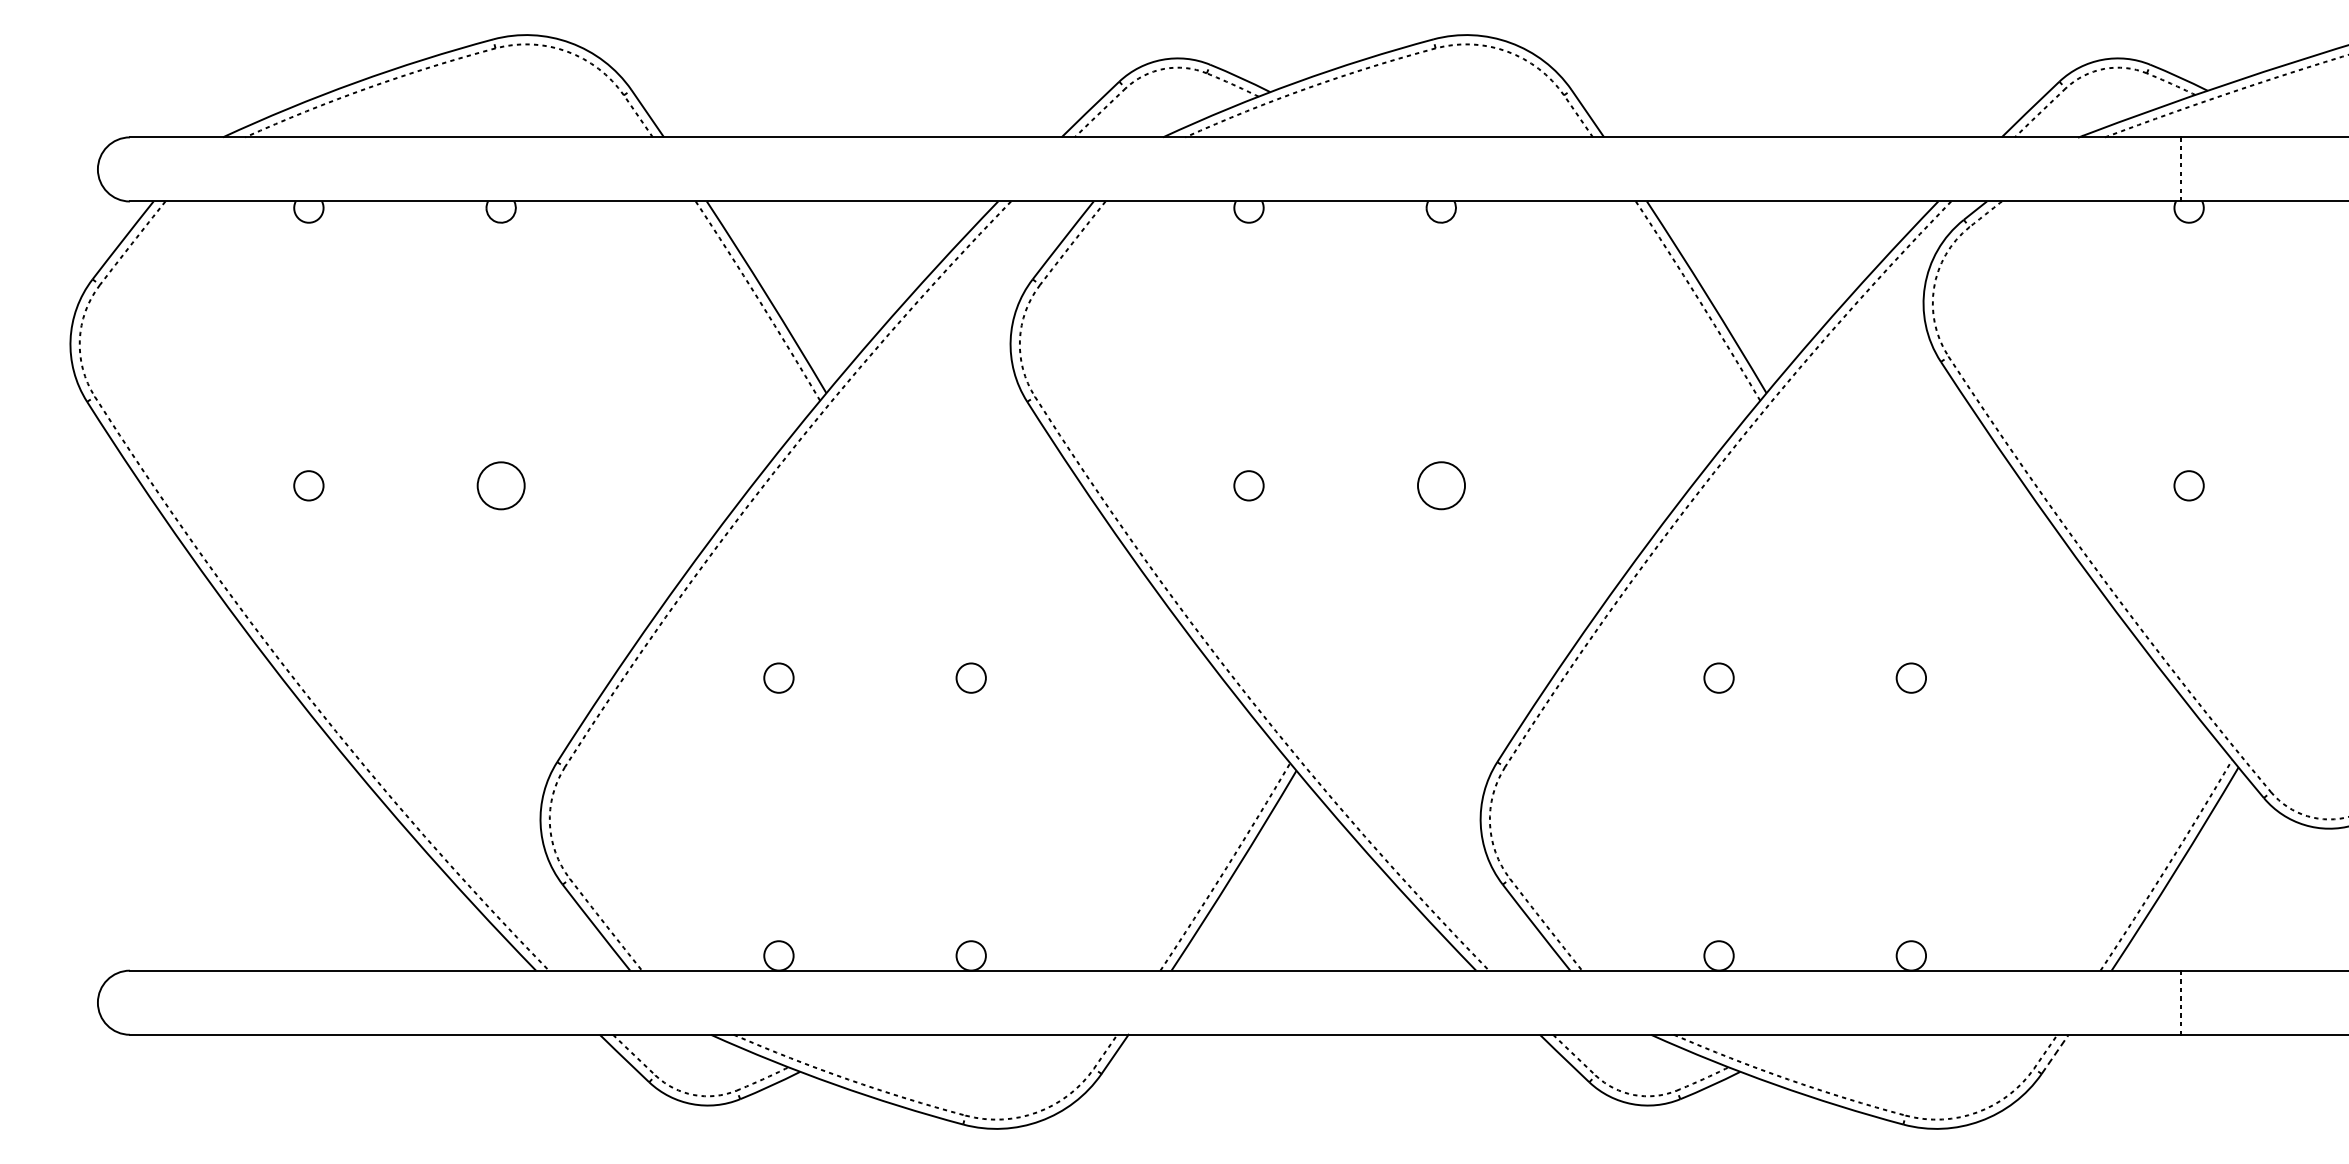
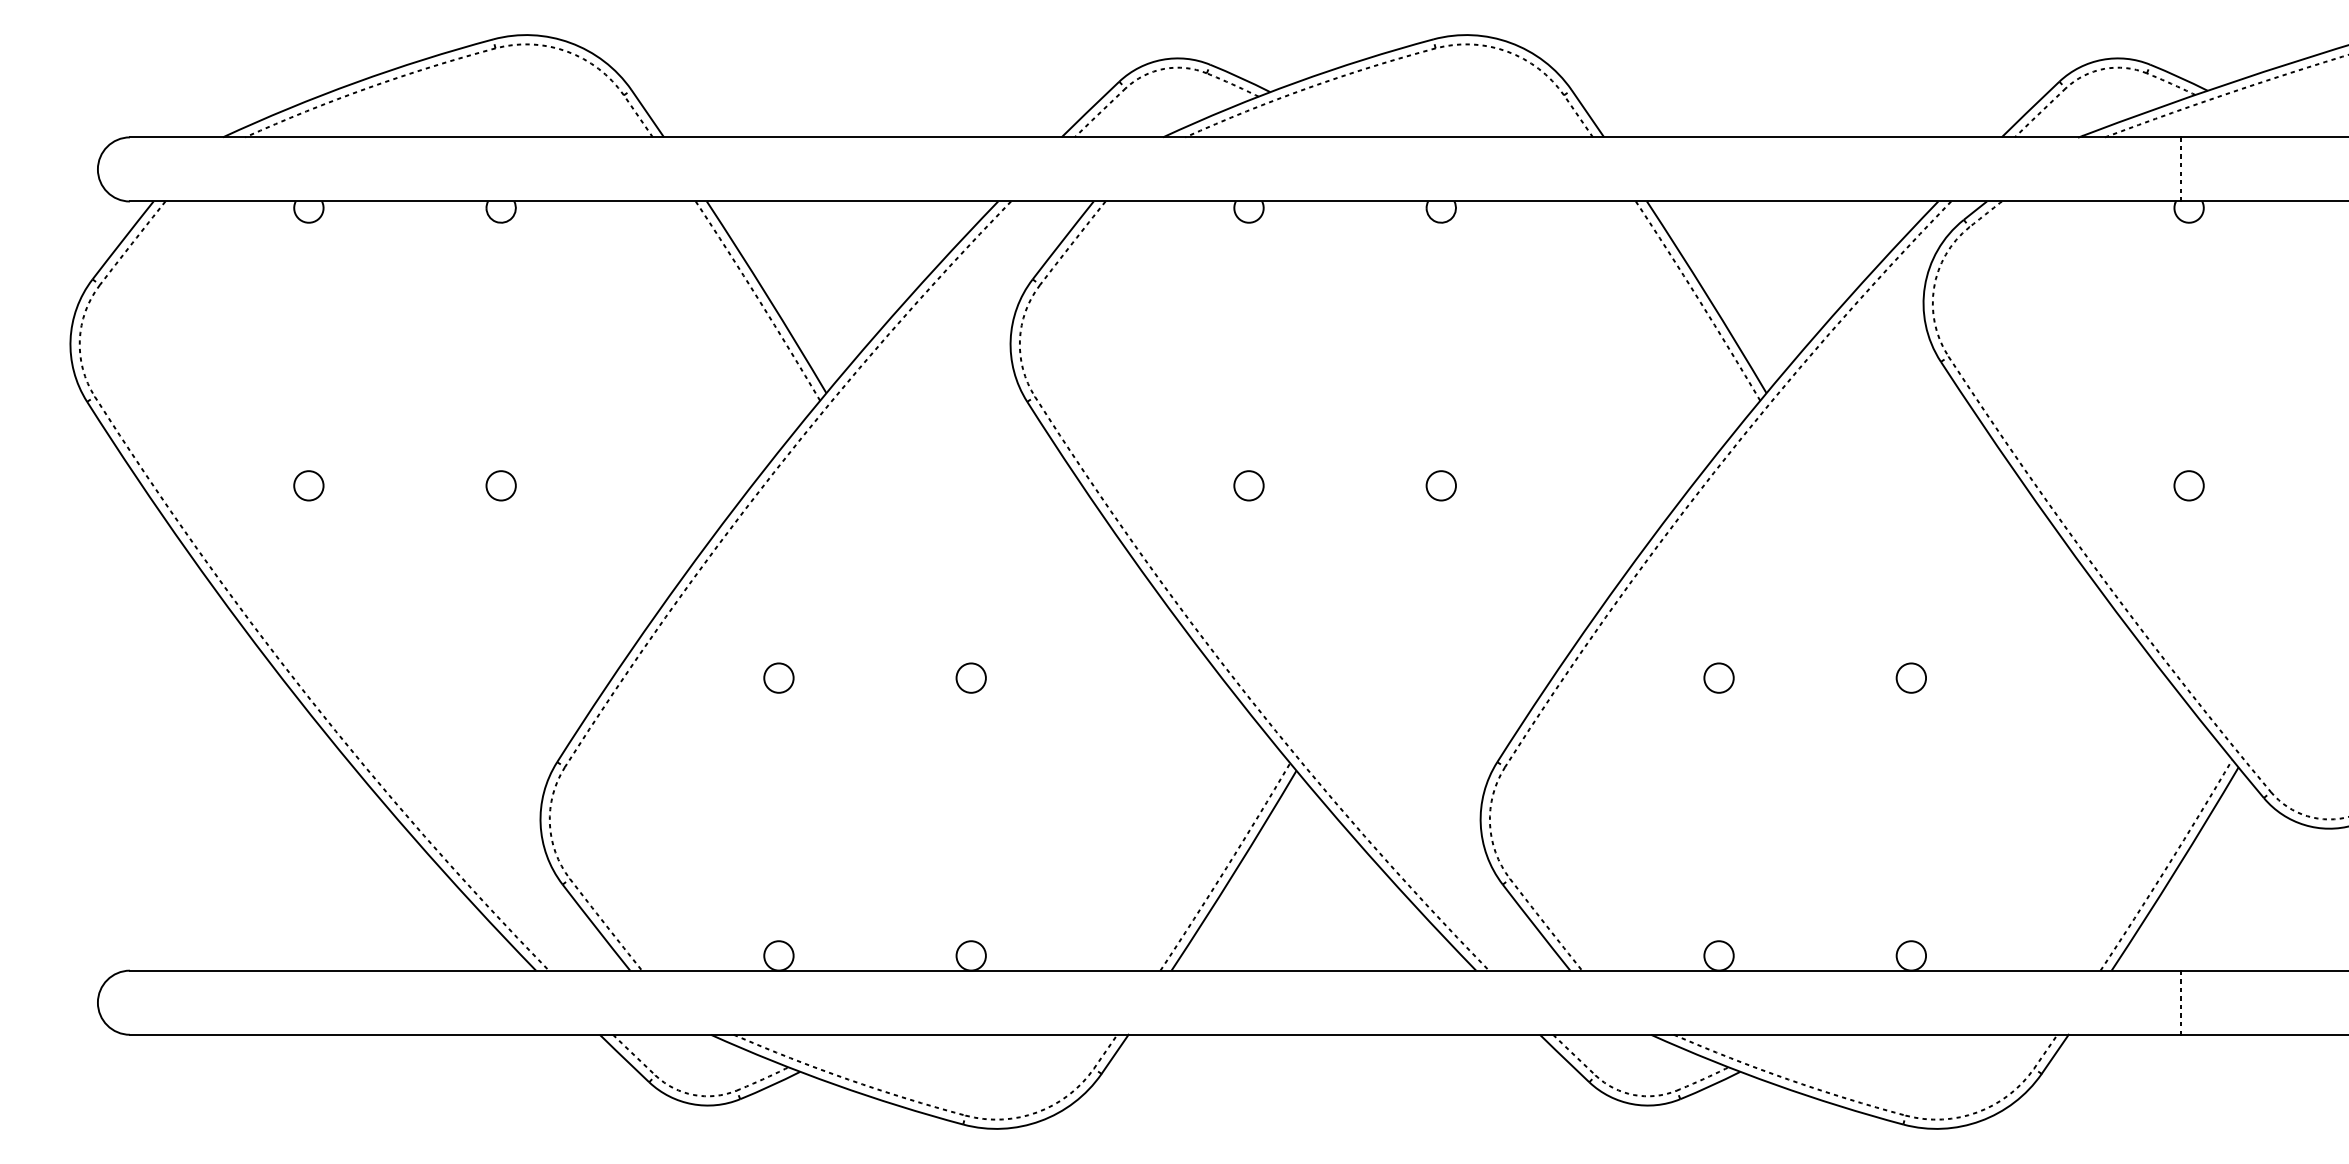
circle diameter: 47 px -> 29 px (500, 485)
circle size: 49x50 px -> 32x32 px (1440, 485)
line: dashed -> solid (2055, 1054)
